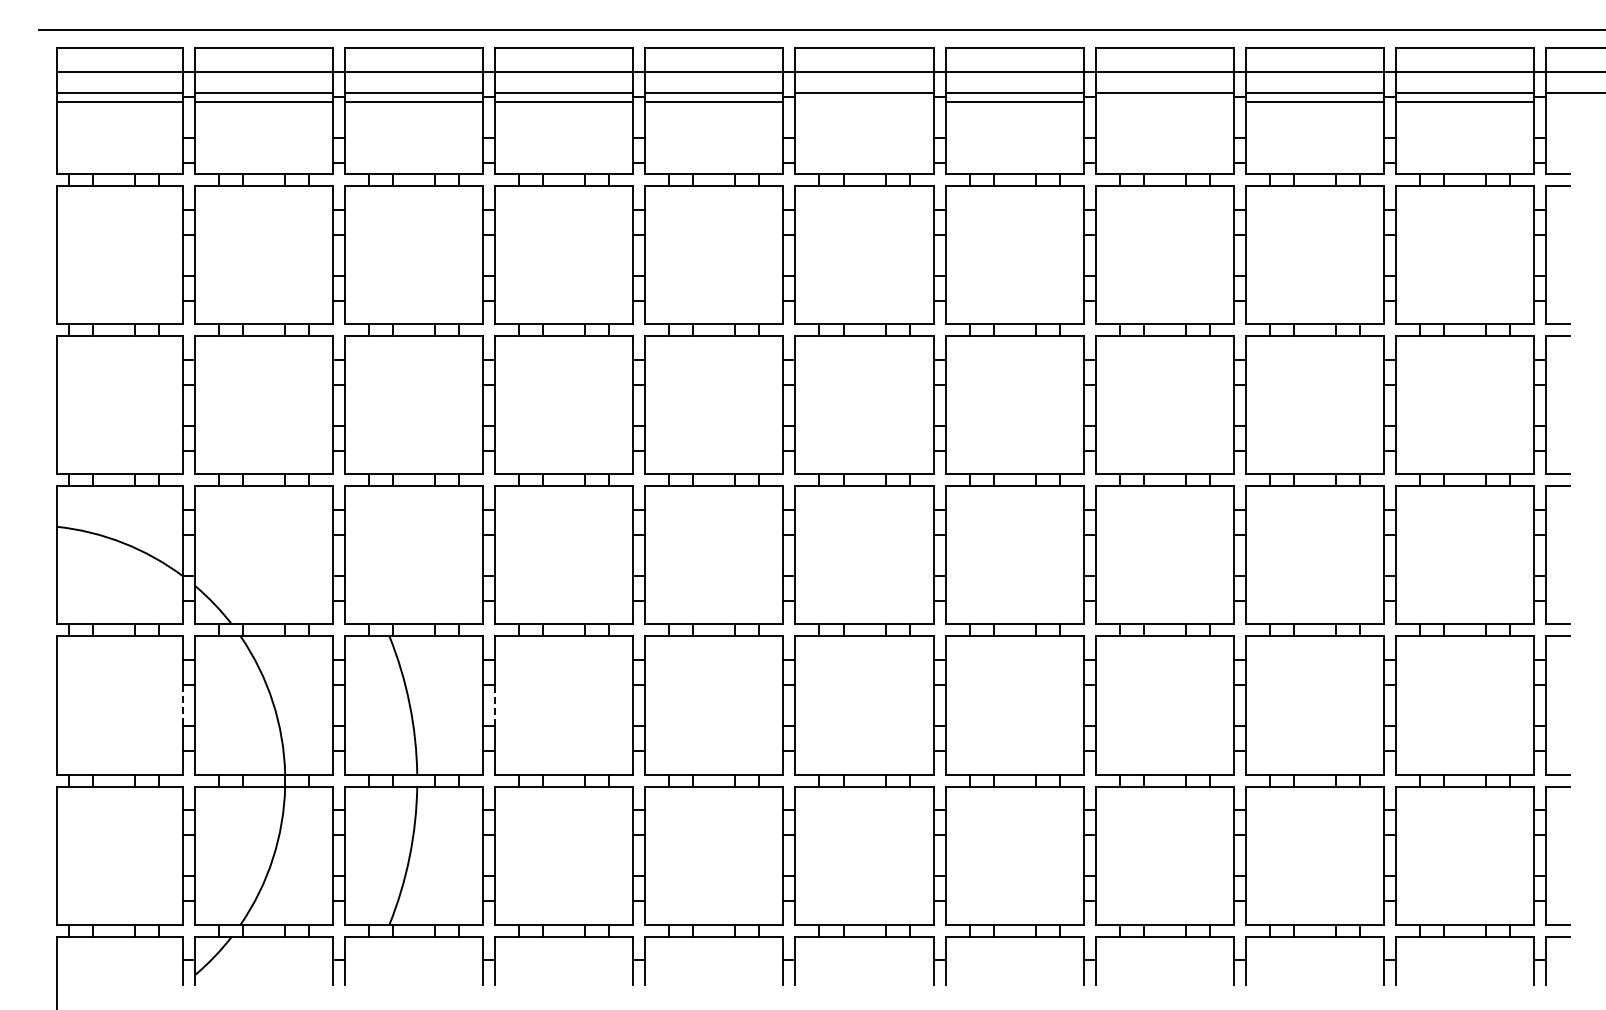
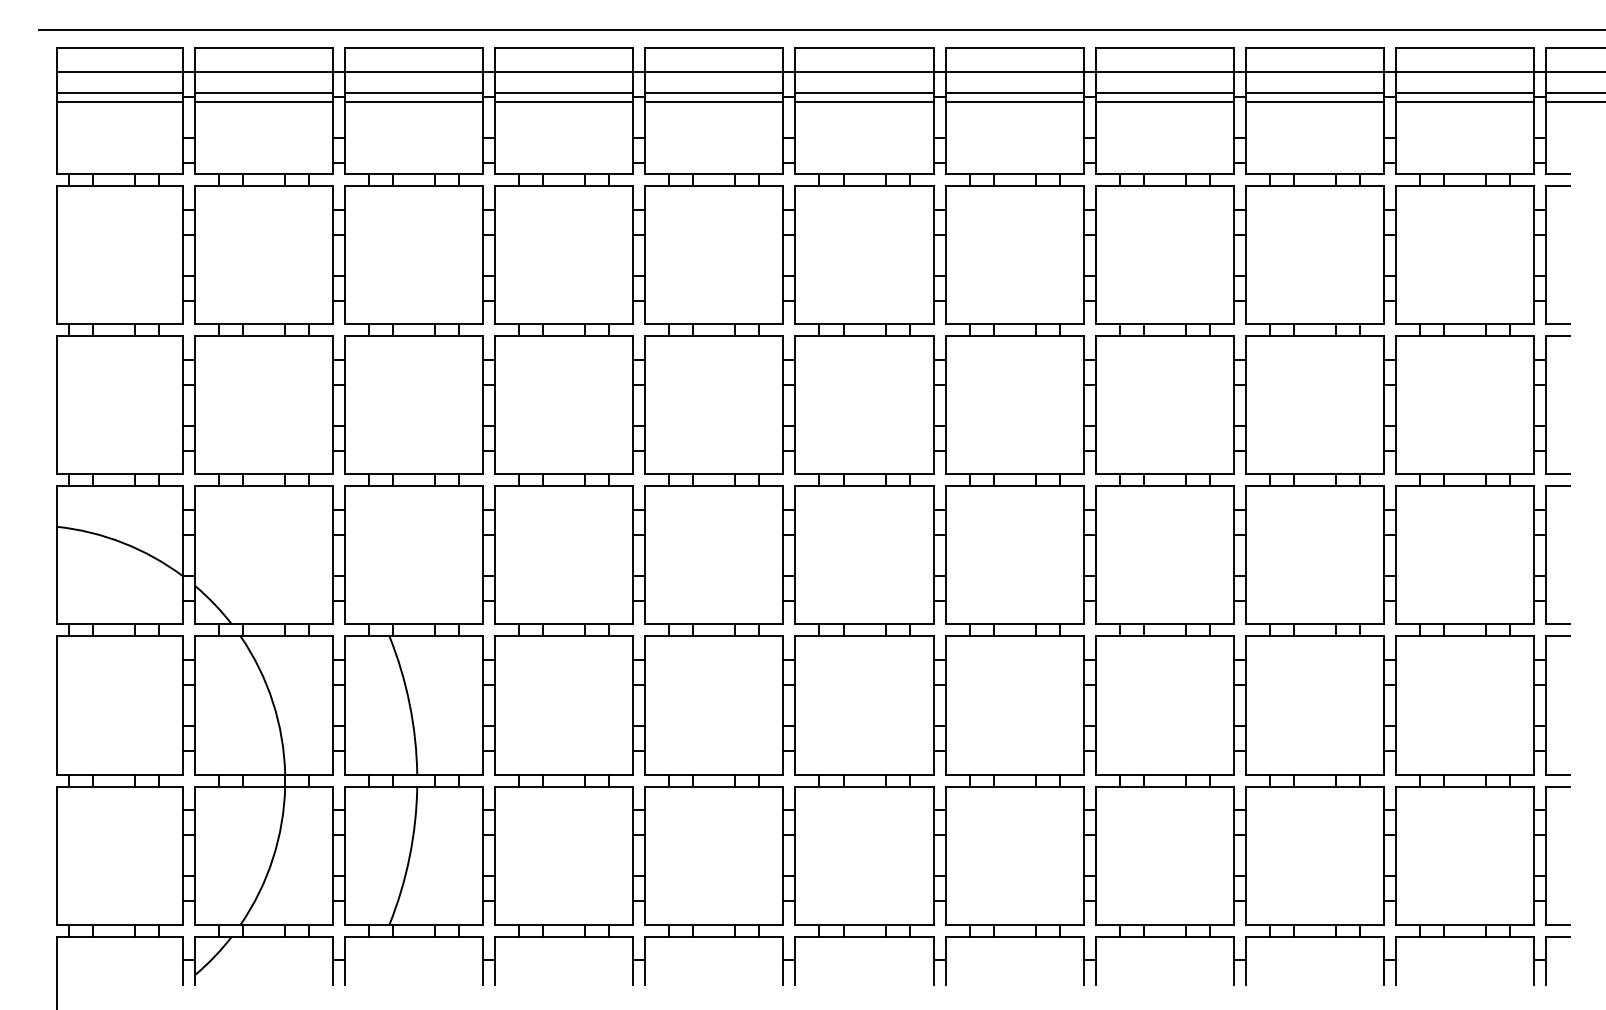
line: none -> present (864, 102)
line: none -> present (1164, 102)
line: none -> present (1573, 102)
line: dashed -> solid (495, 704)
line: dashed -> solid (183, 705)
